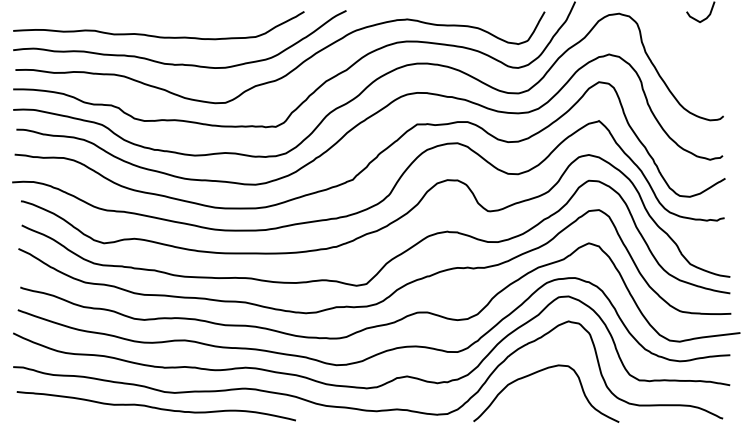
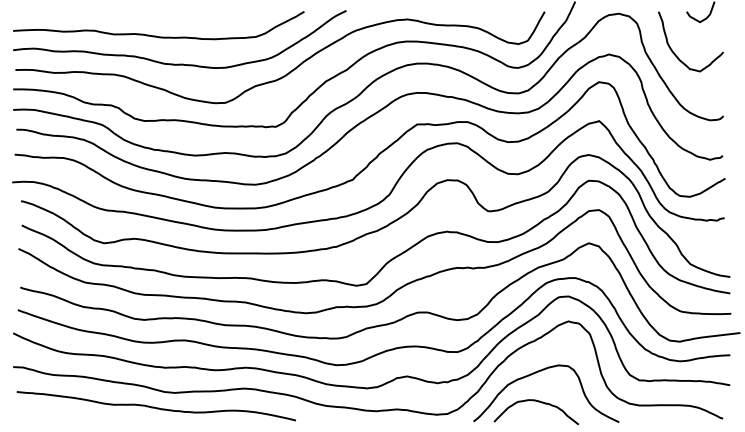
curve: none -> present (676, 54)
curve: none -> present (538, 402)
